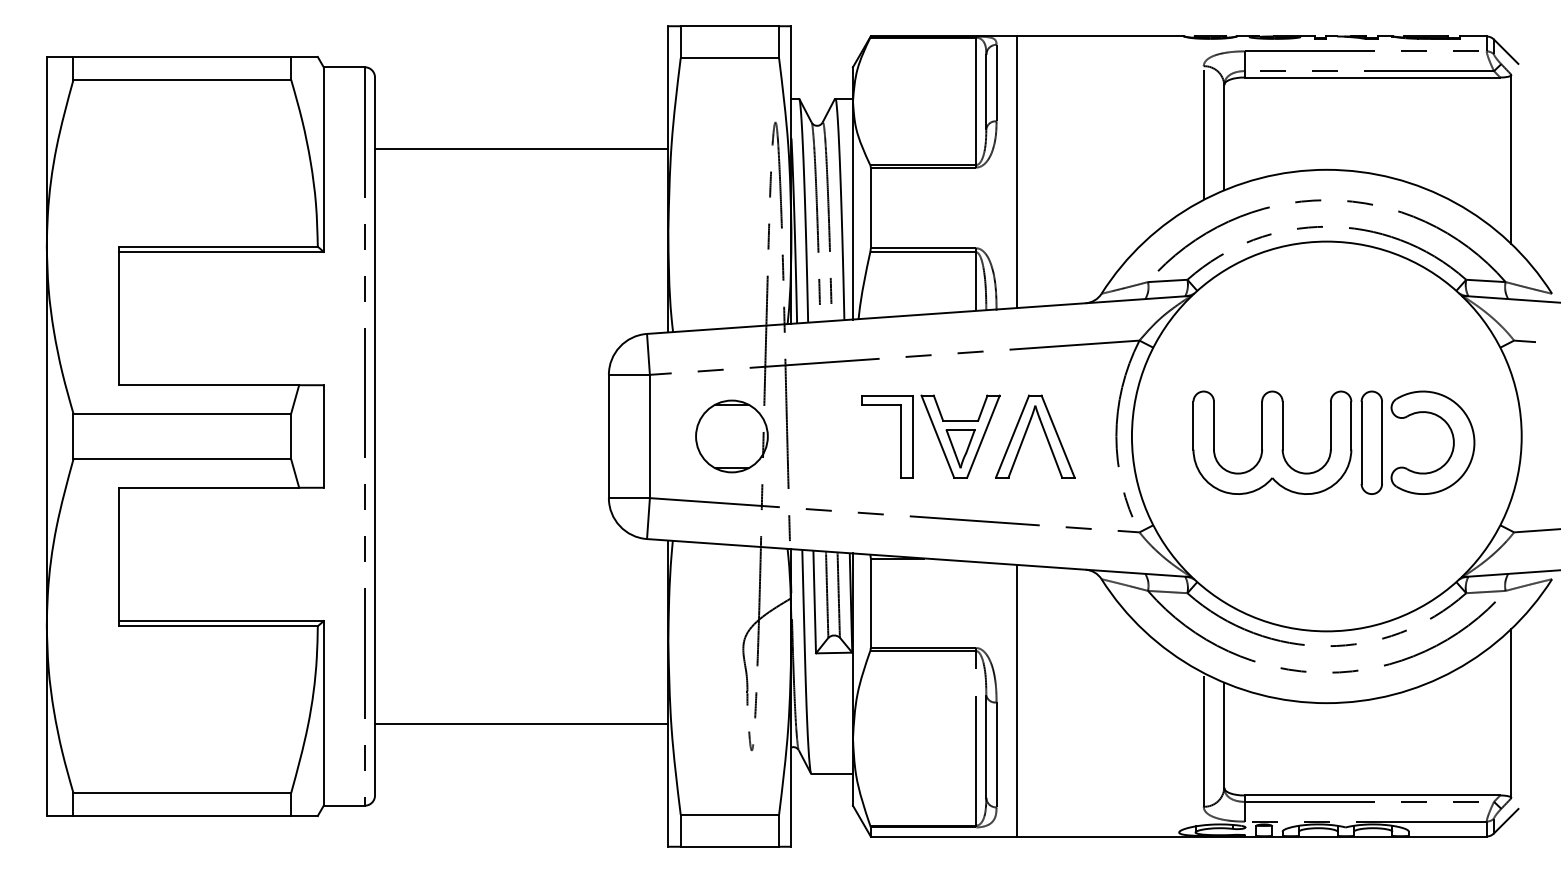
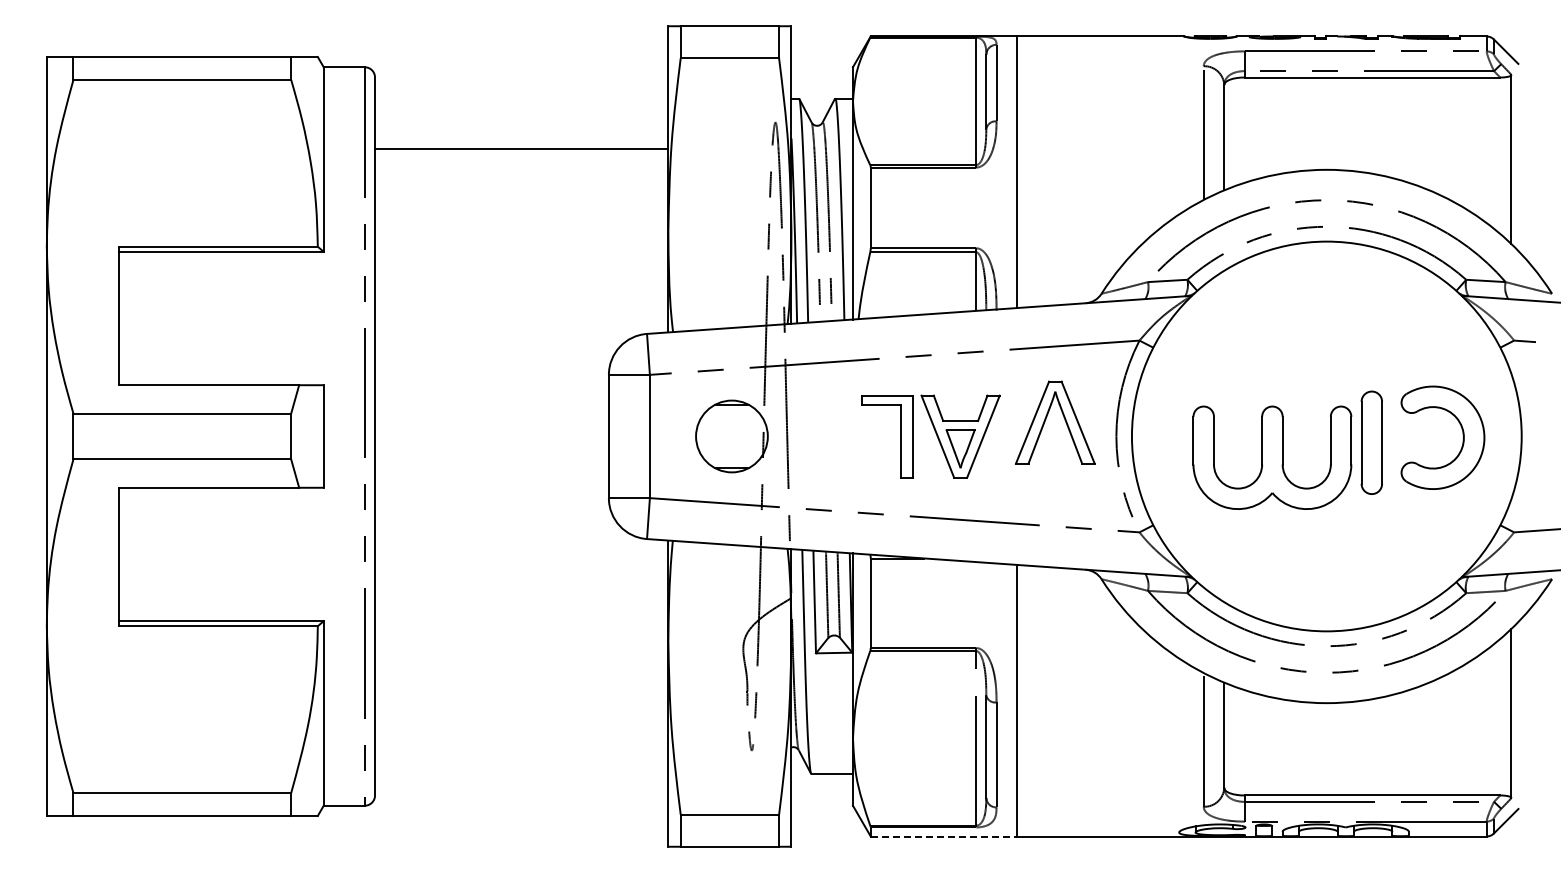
part position: (1044, 434) -> (1064, 420) (1064, 420)
part position: (1452, 439) -> (1462, 434) (1462, 434)
part position: (1272, 442) -> (1272, 457) (1272, 457)
line: present -> none (521, 723)
line: solid -> dashed (944, 836)
